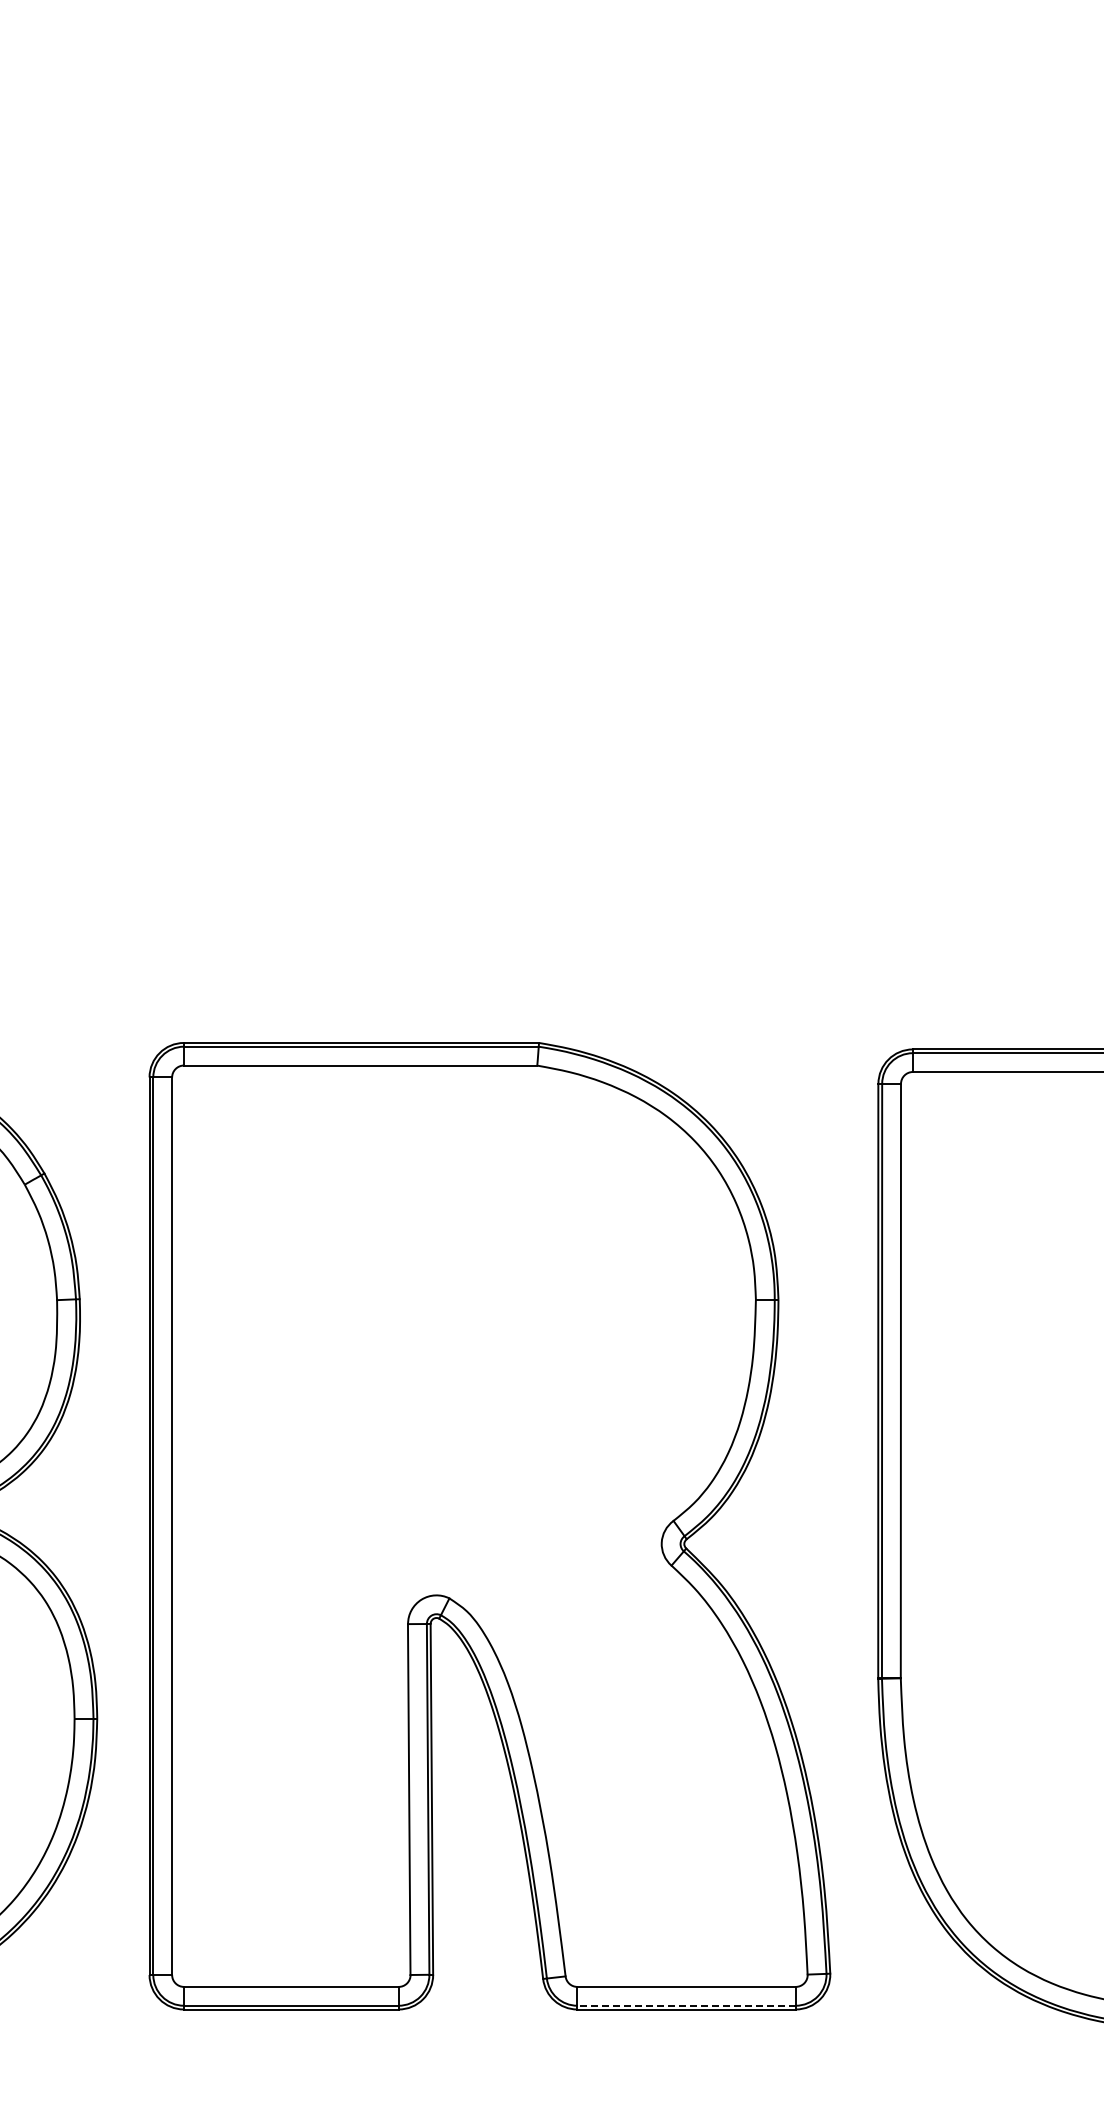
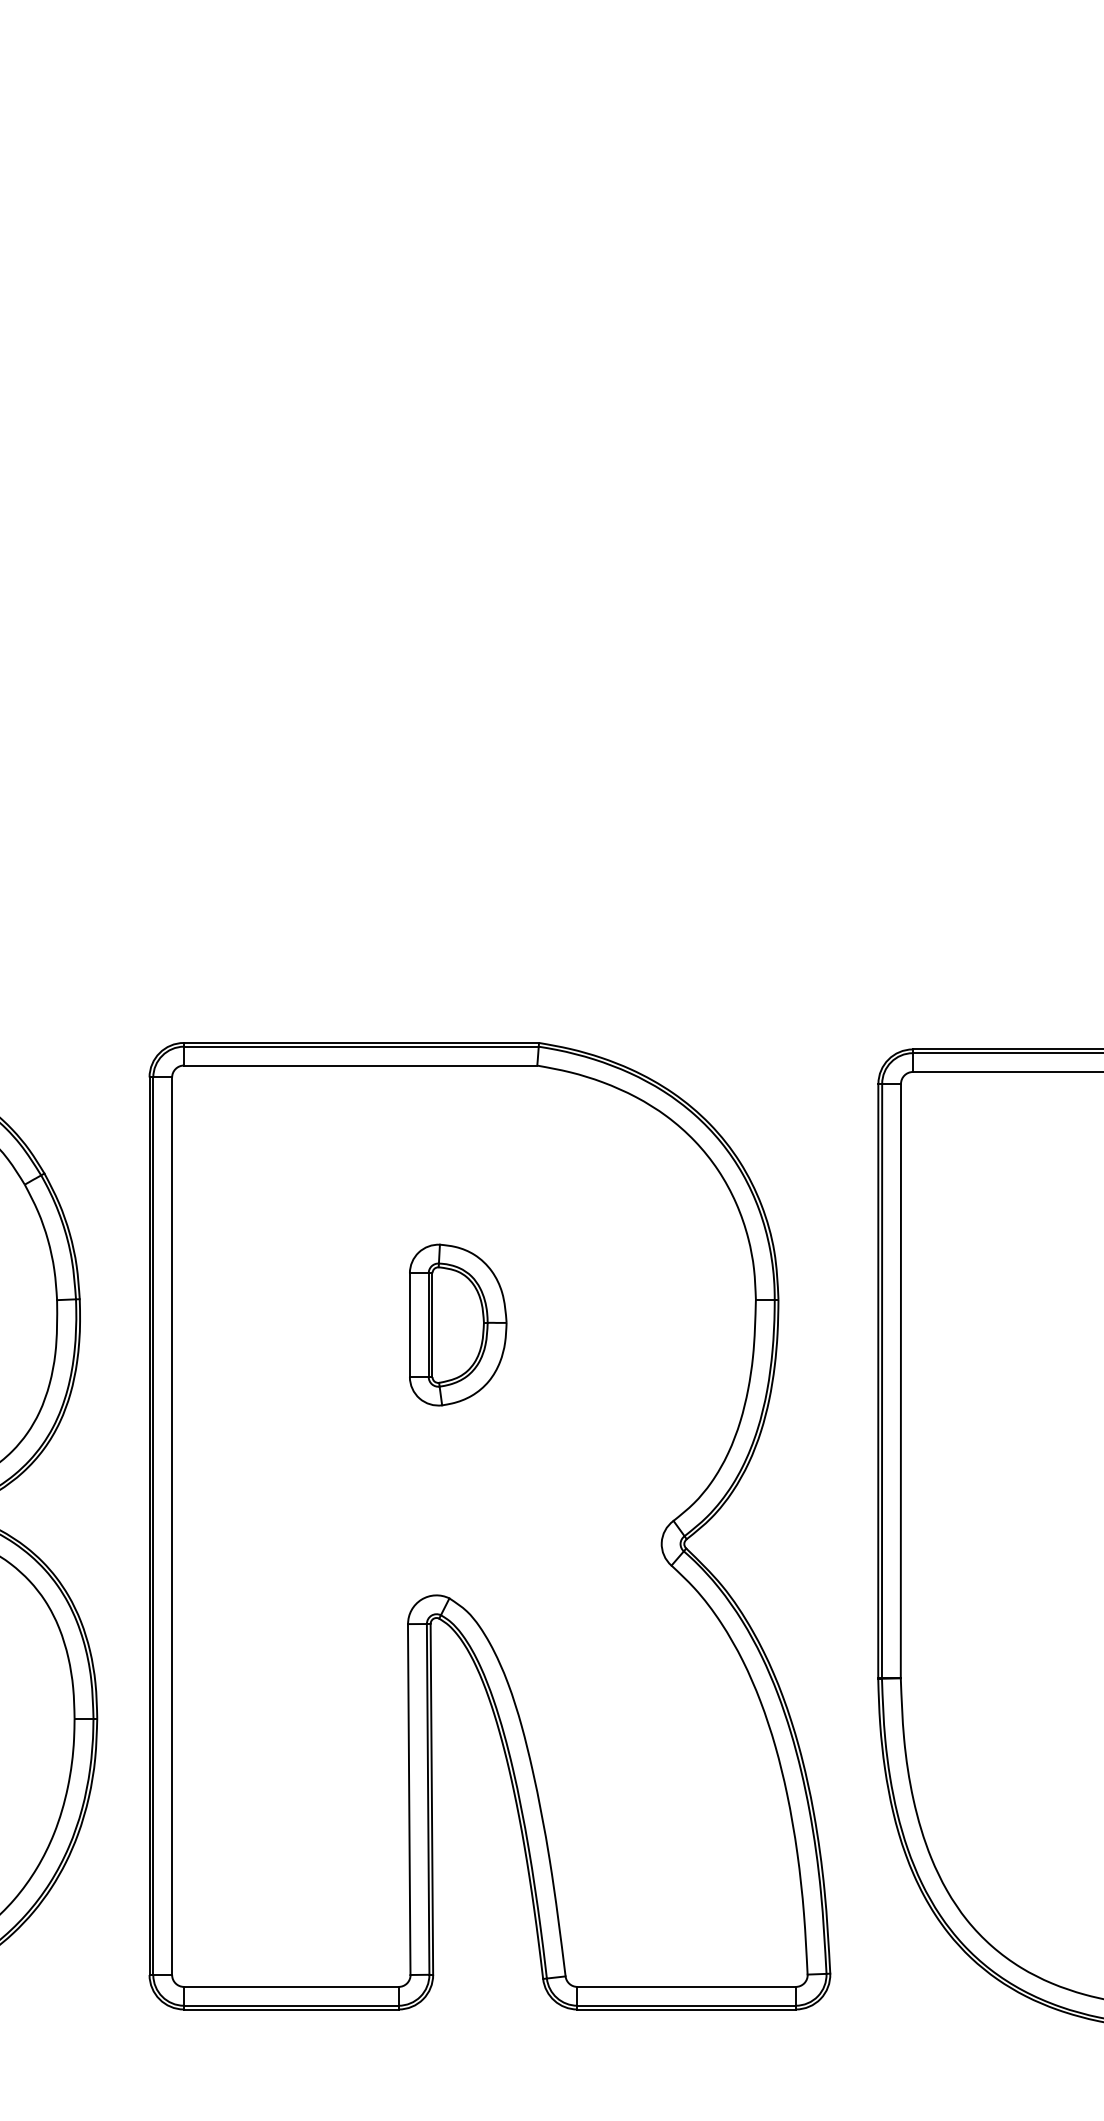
part: none -> present (458, 1324)
line: dashed -> solid (686, 2005)
